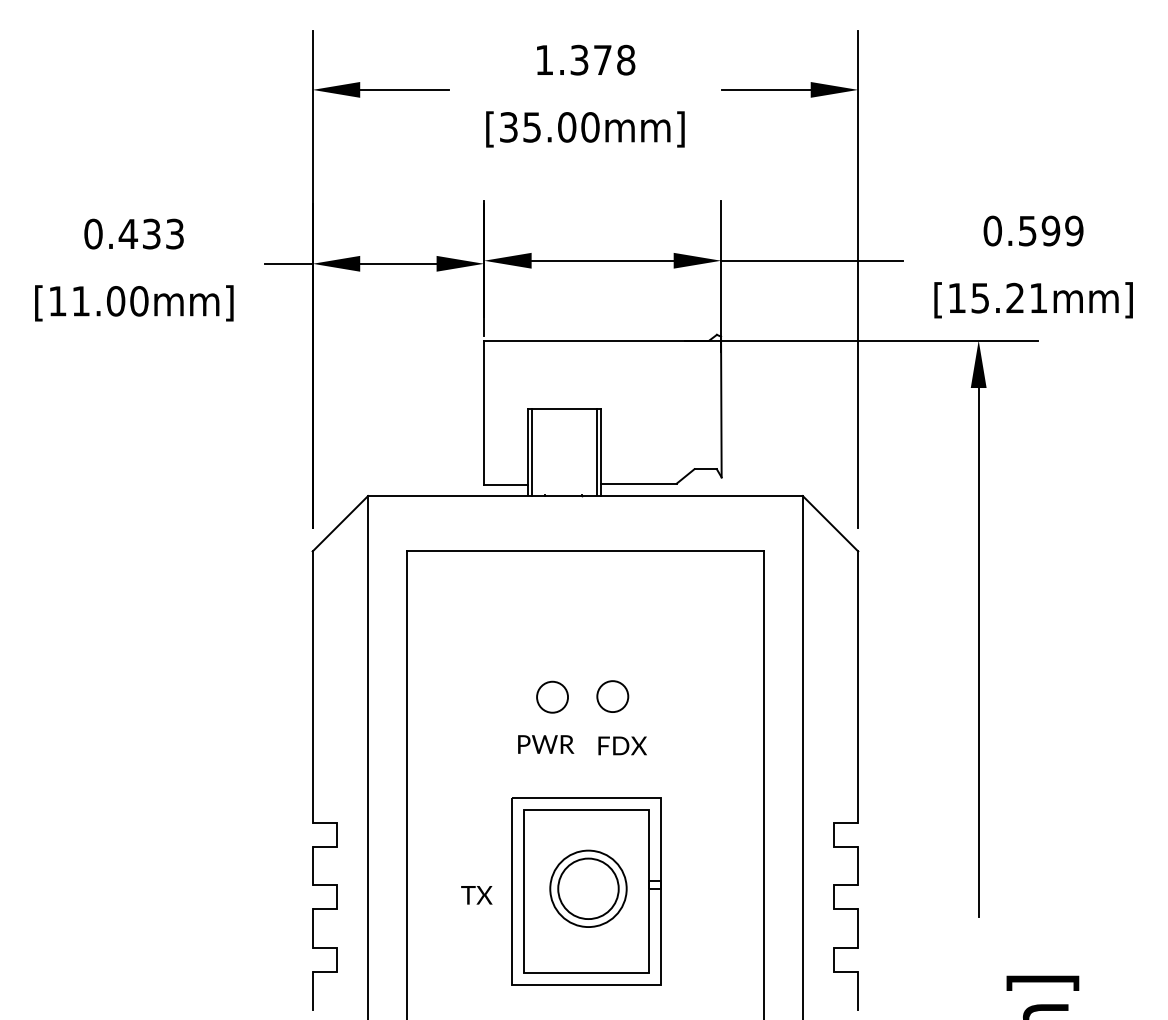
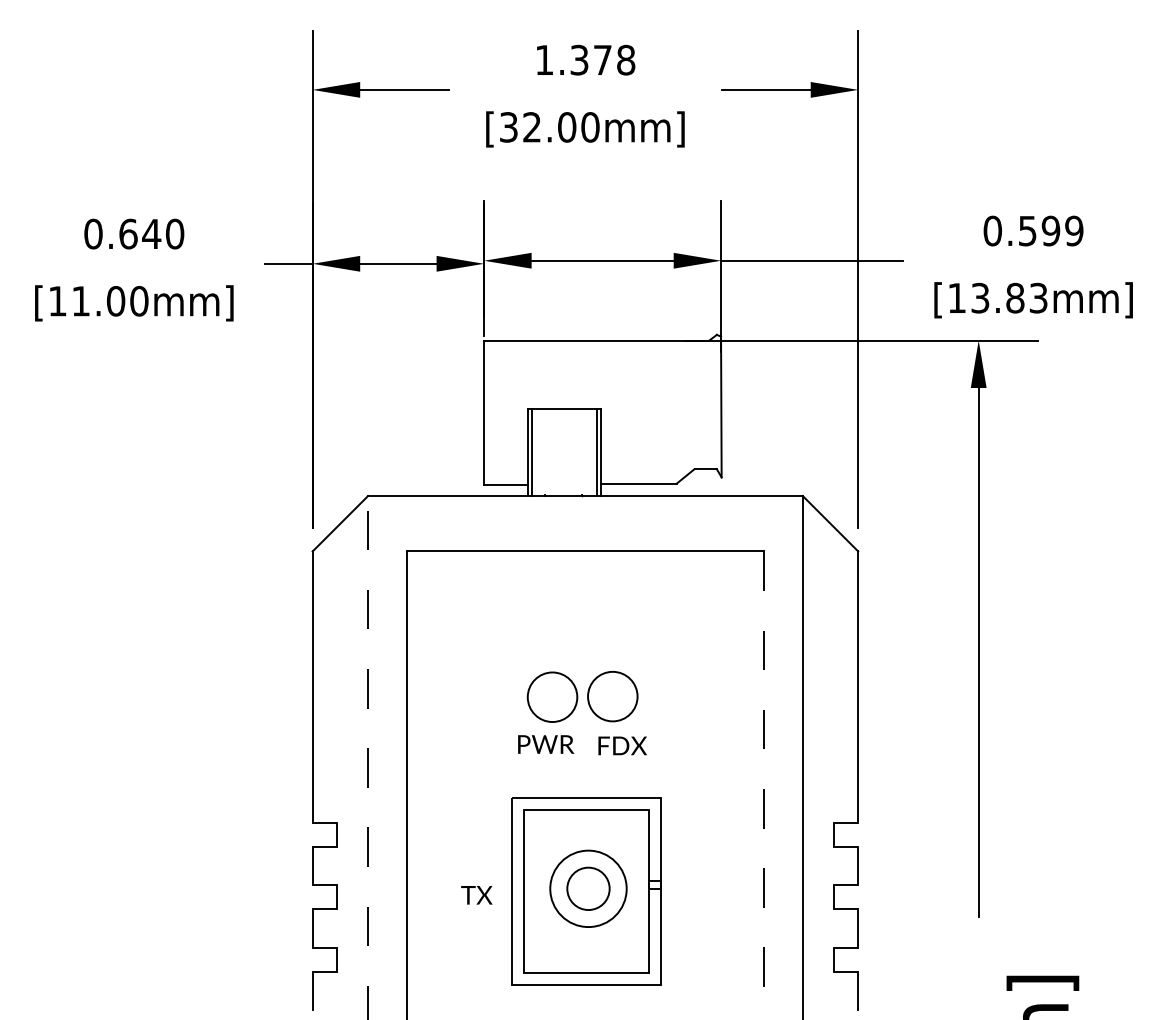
text: [35.00mm] -> [32.00mm] (531, 127)
text: 0.433 -> 0.640 (151, 233)
text: [15.21mm] -> [13.83mm] (1009, 297)
circle diameter: 31 px -> 50 px (552, 697)
circle diameter: 31 px -> 50 px (612, 696)
line: solid -> dashed (368, 758)
line: solid -> dashed (764, 785)
circle diameter: 61 px -> 42 px (588, 888)
